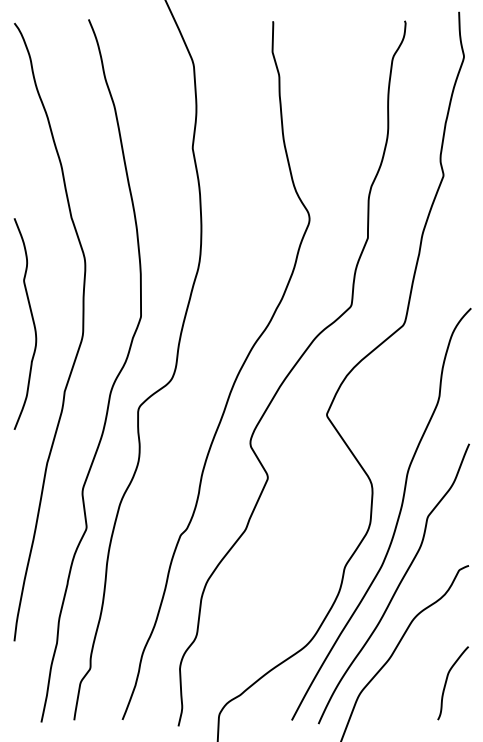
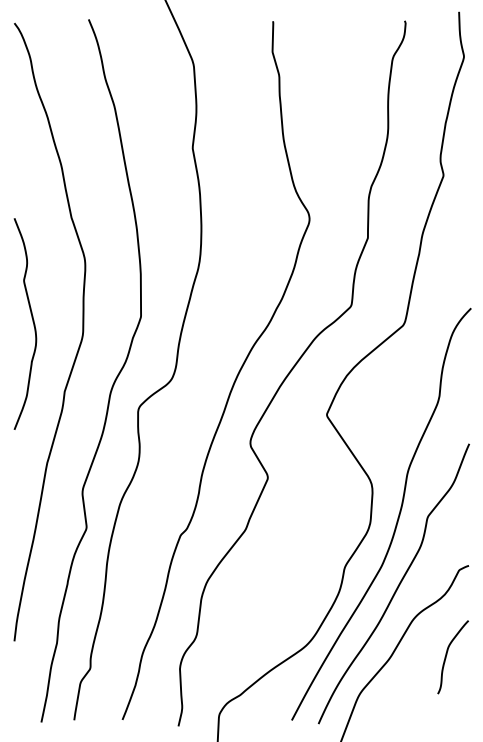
curve position: (447, 680) -> (447, 654) (447, 654)
